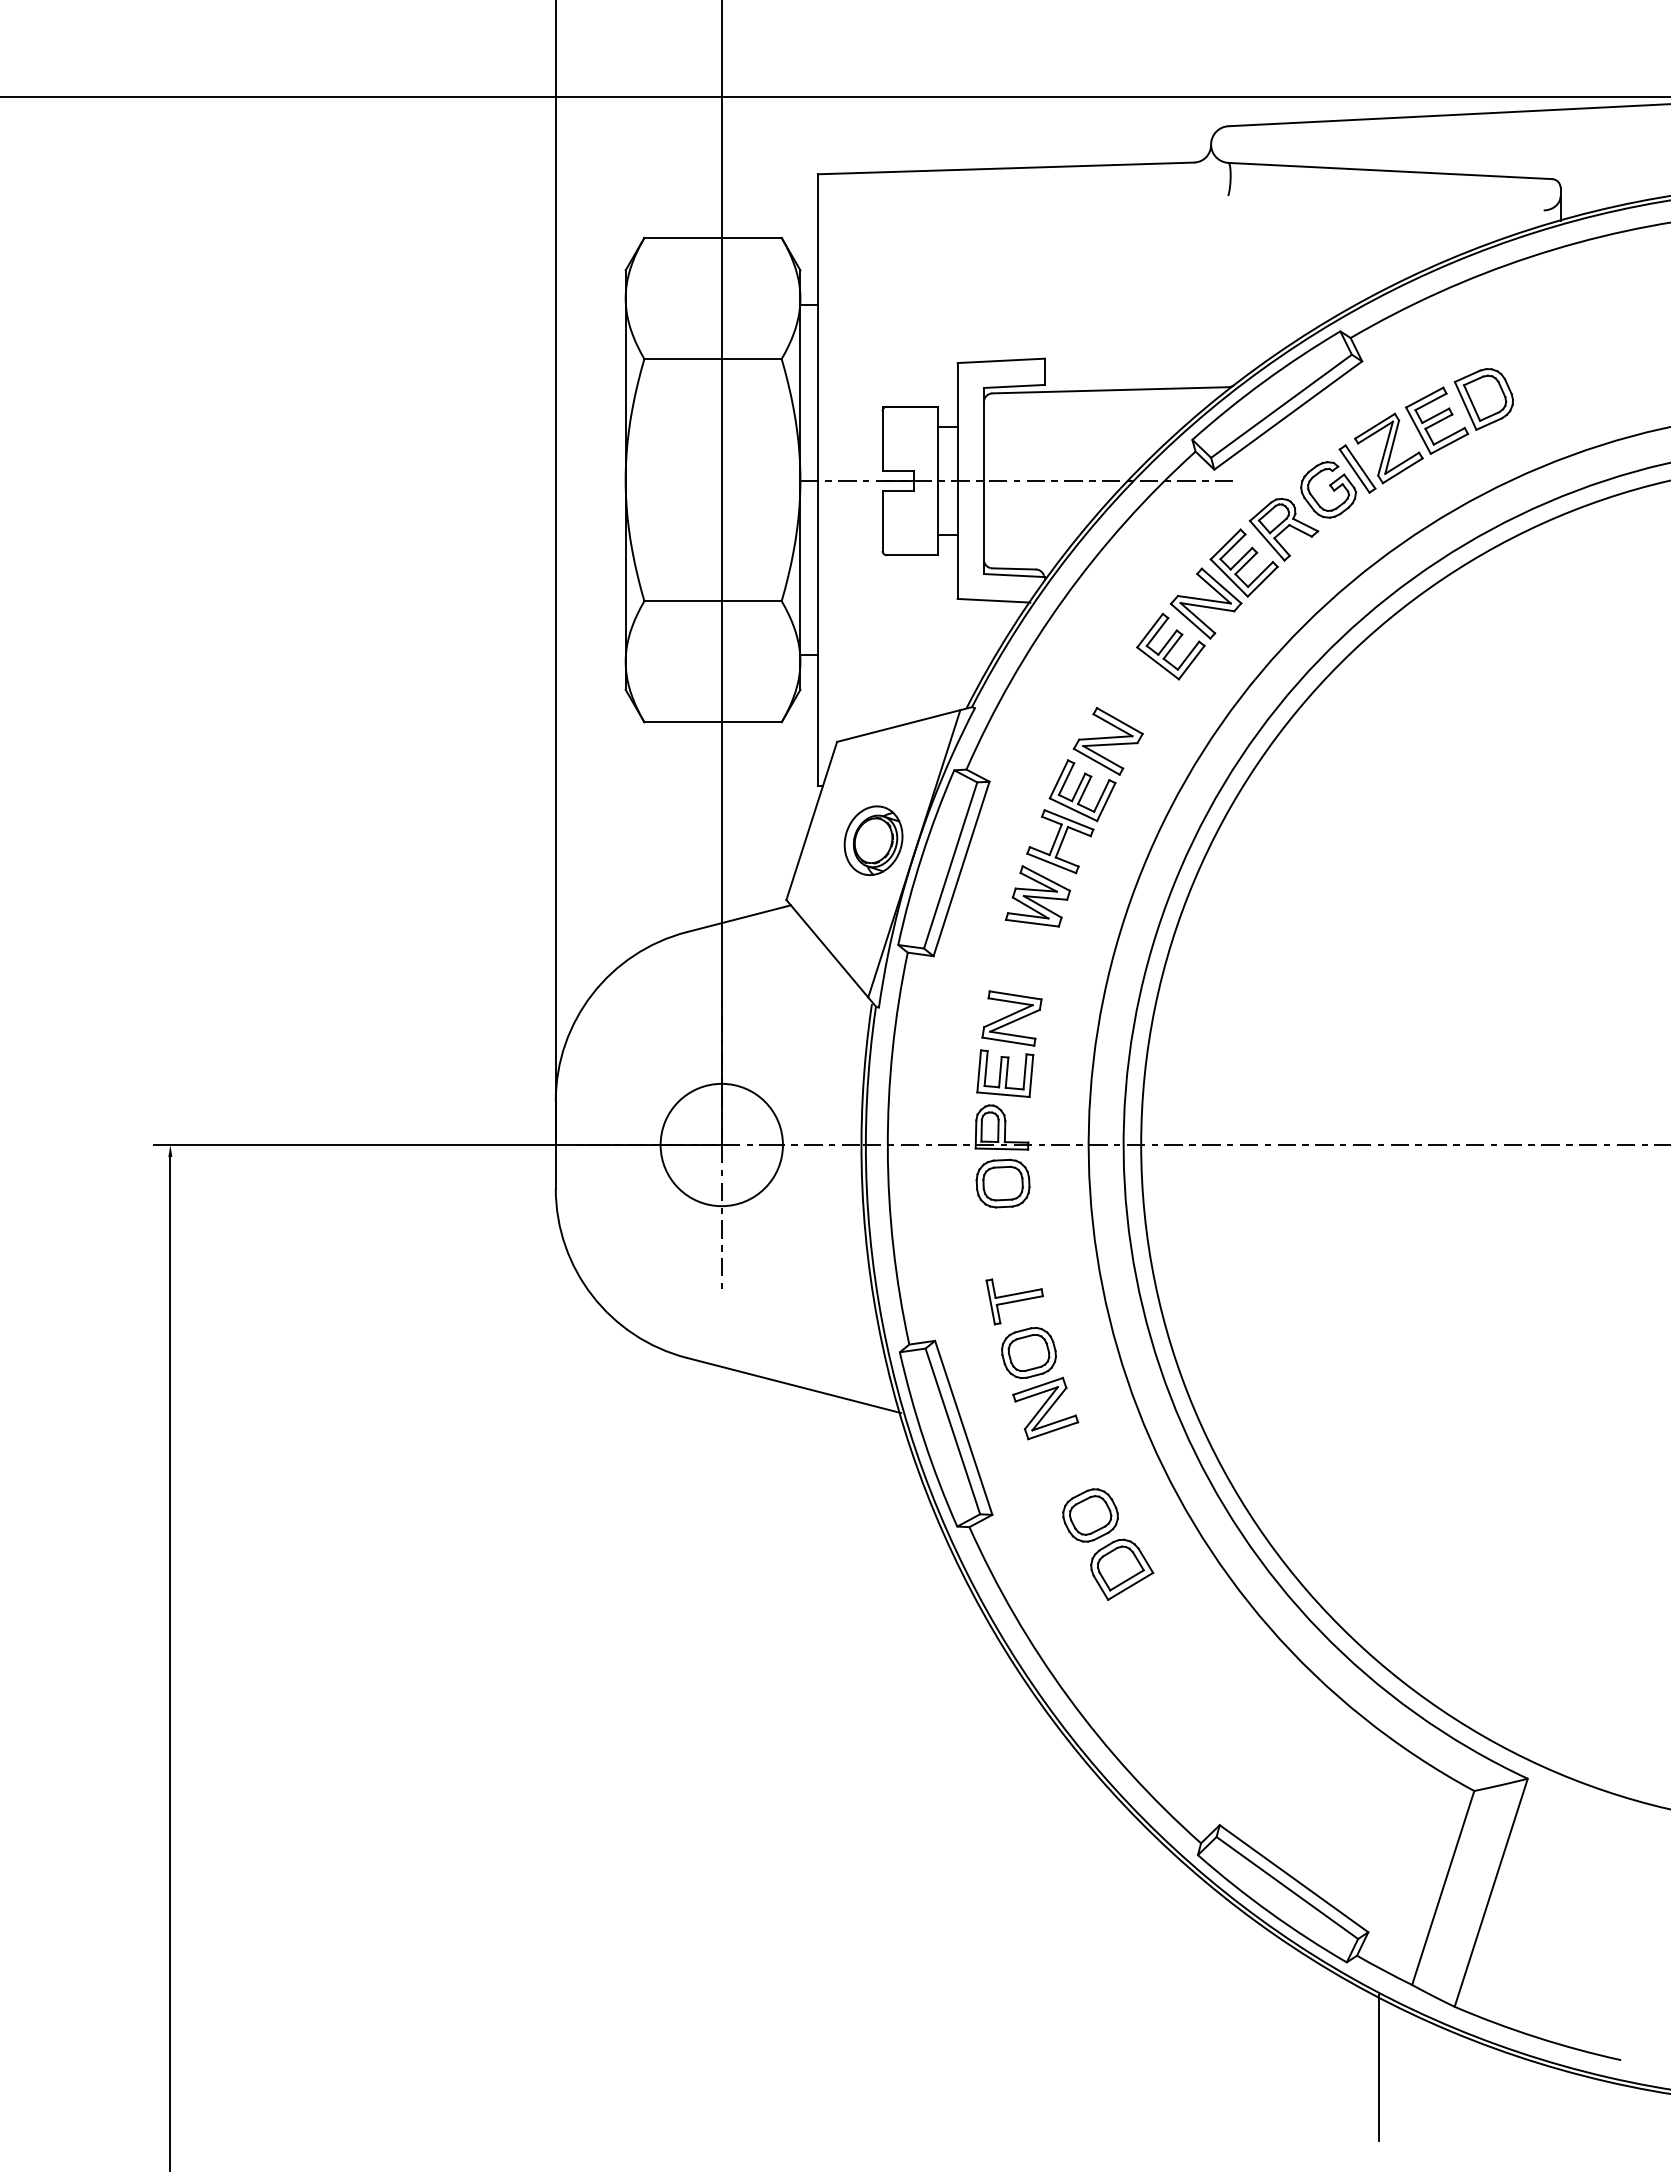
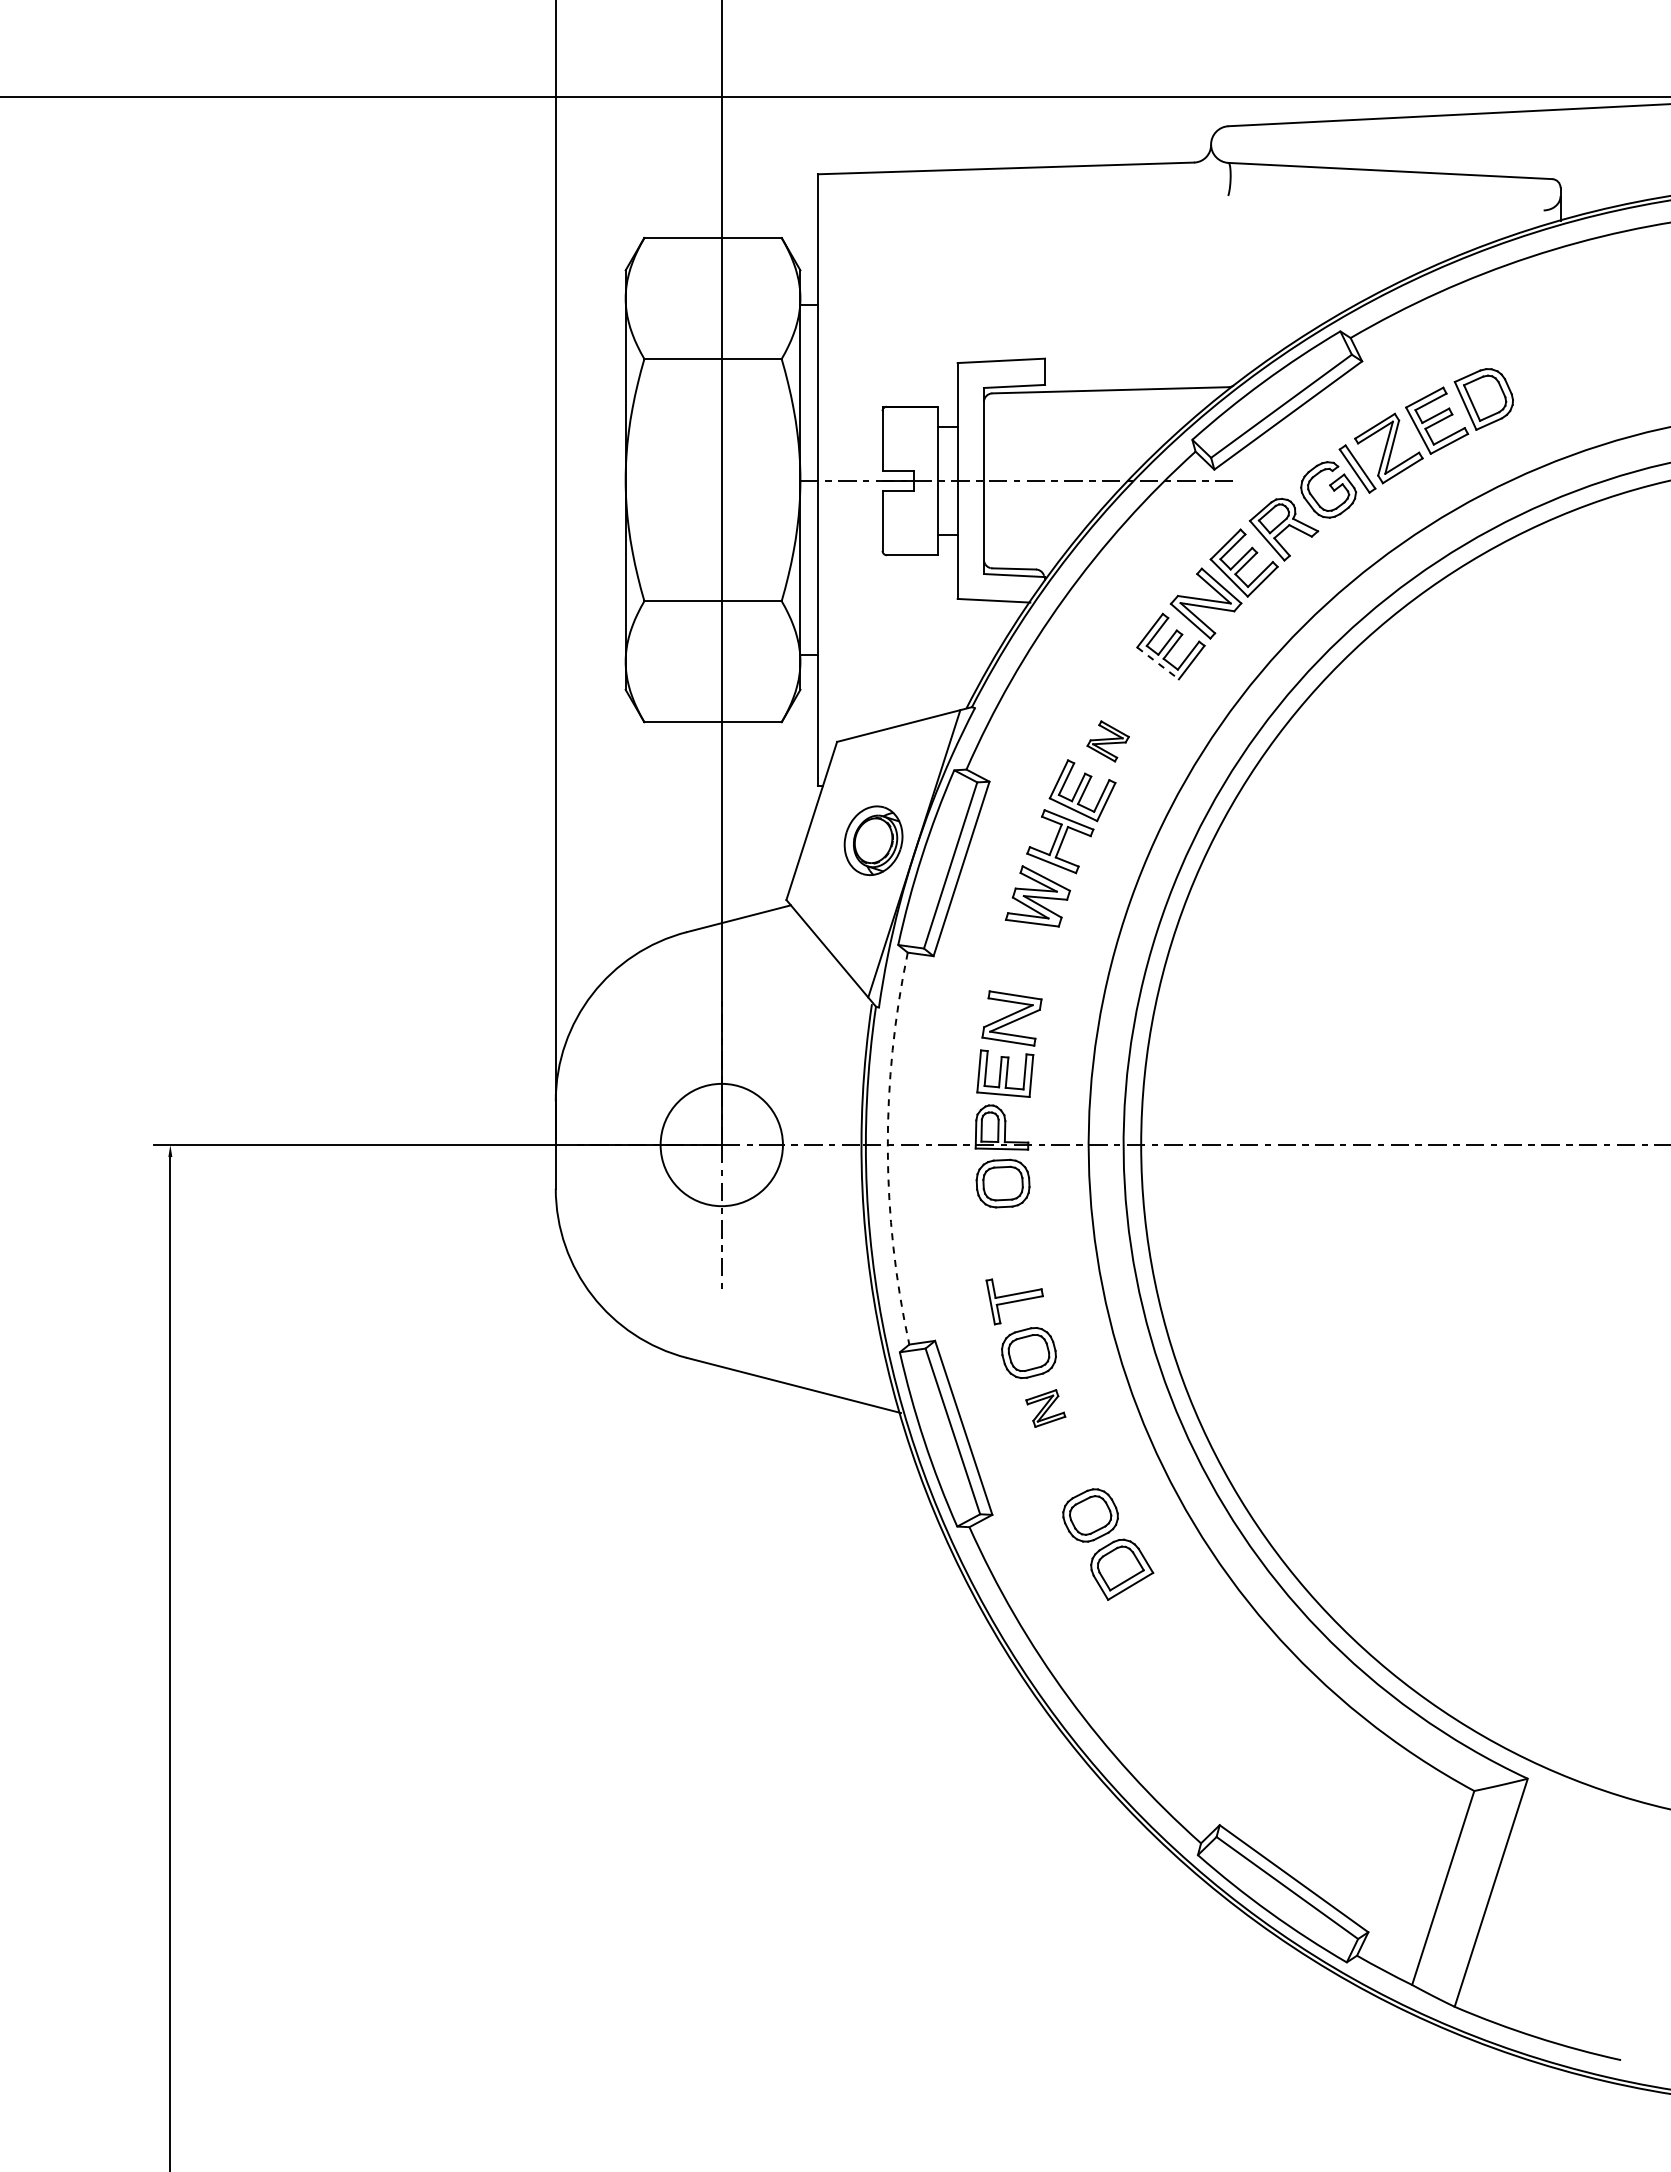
line: solid -> dashed (1158, 663)
part size: 72x69 px -> 44x43 px (1107, 741)
arc: solid -> dashed (887, 1148)
part size: 68x65 px -> 42x39 px (1045, 1408)
line: present -> none (1378, 2067)
